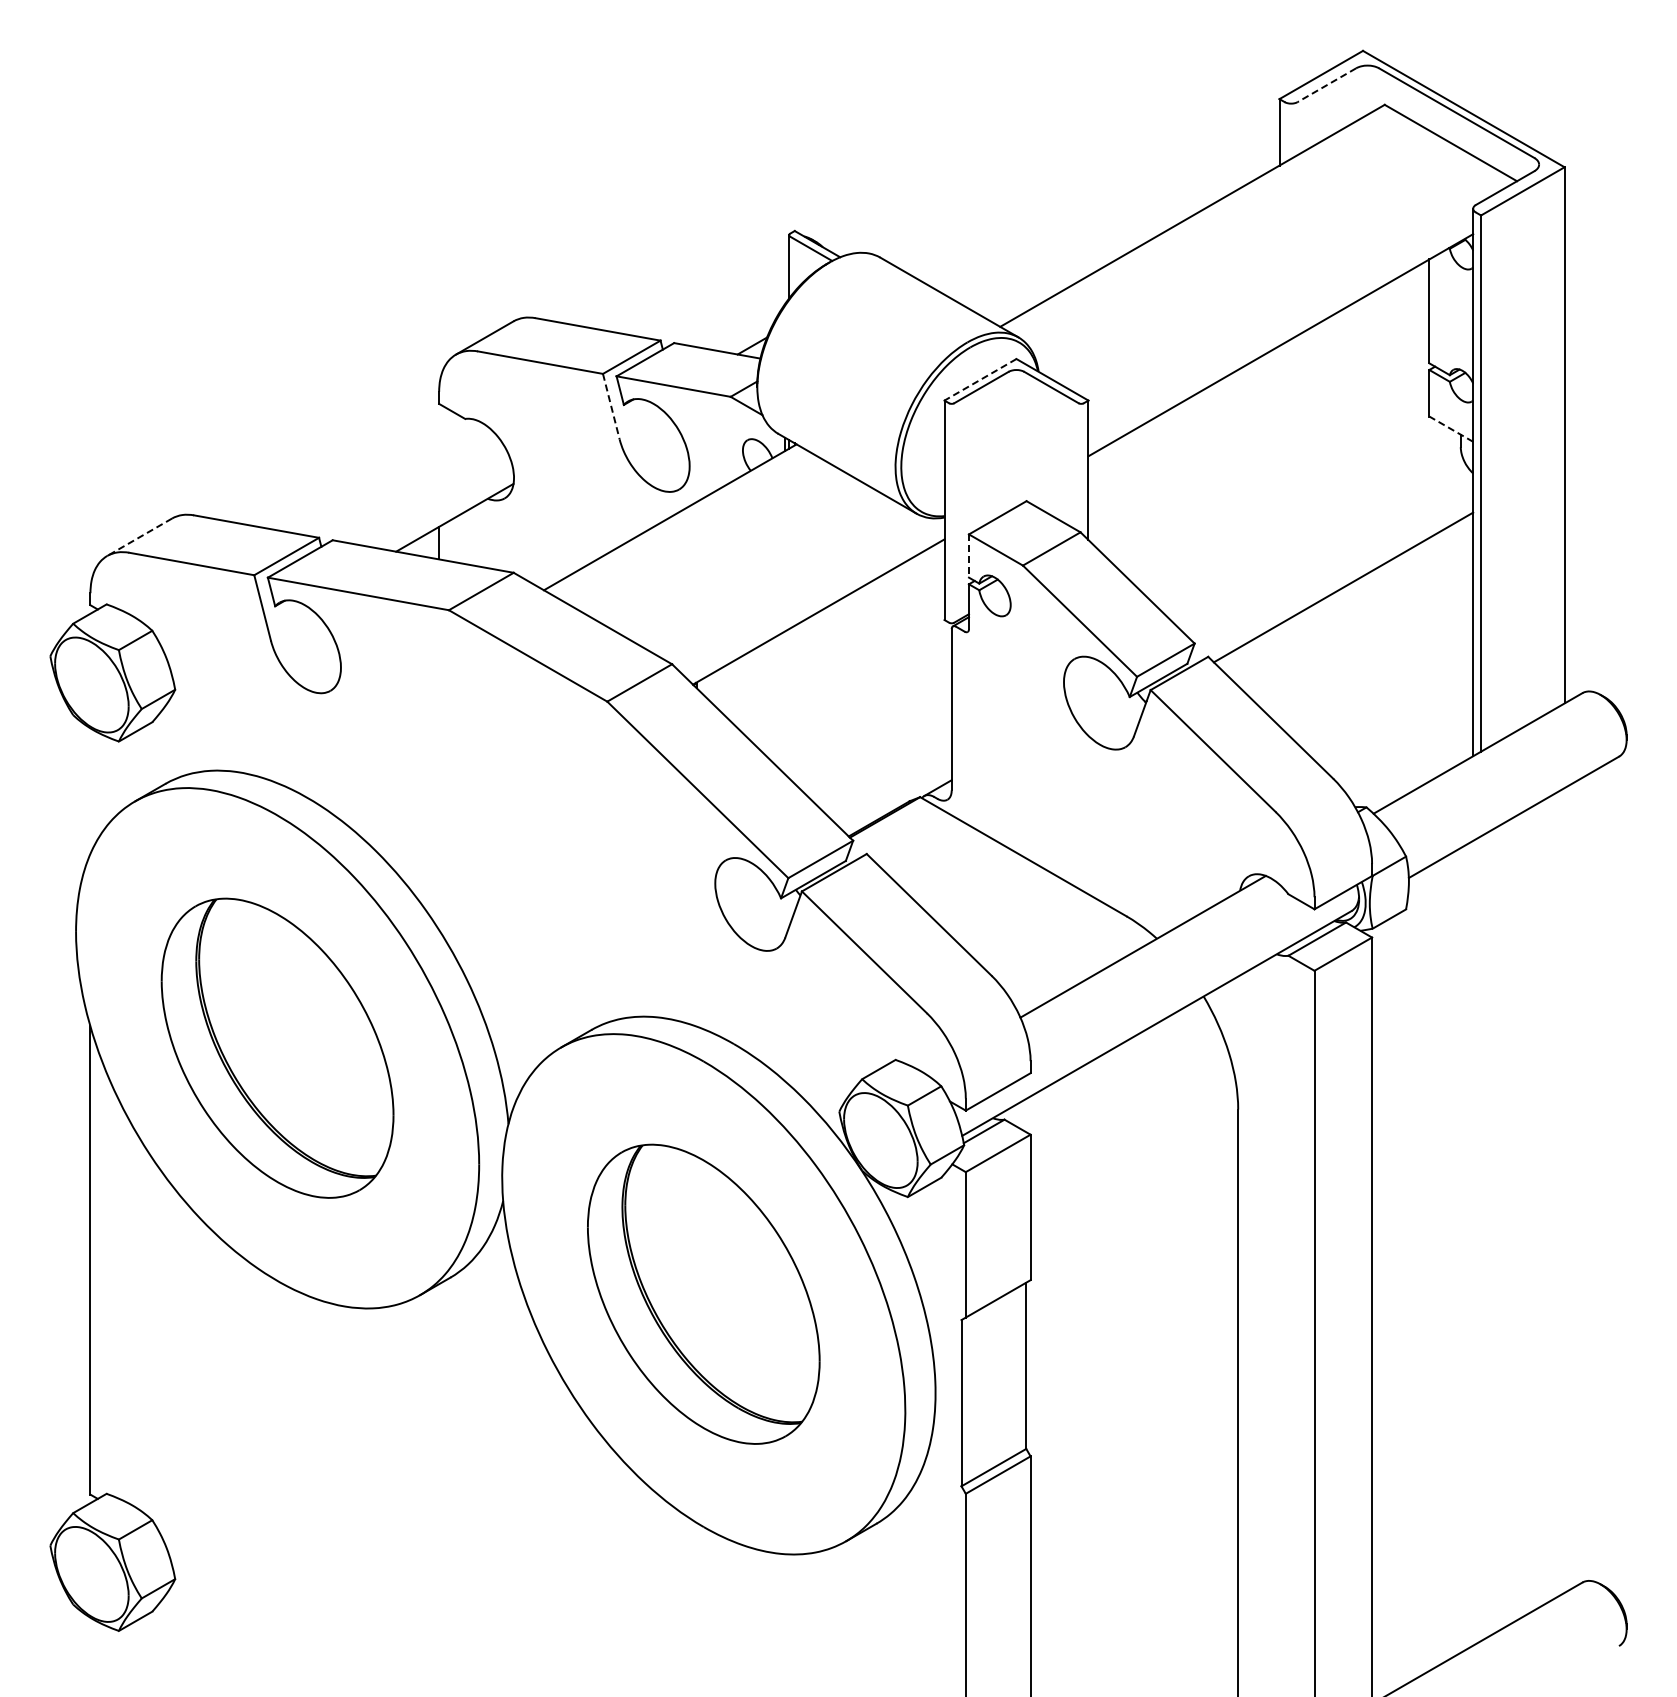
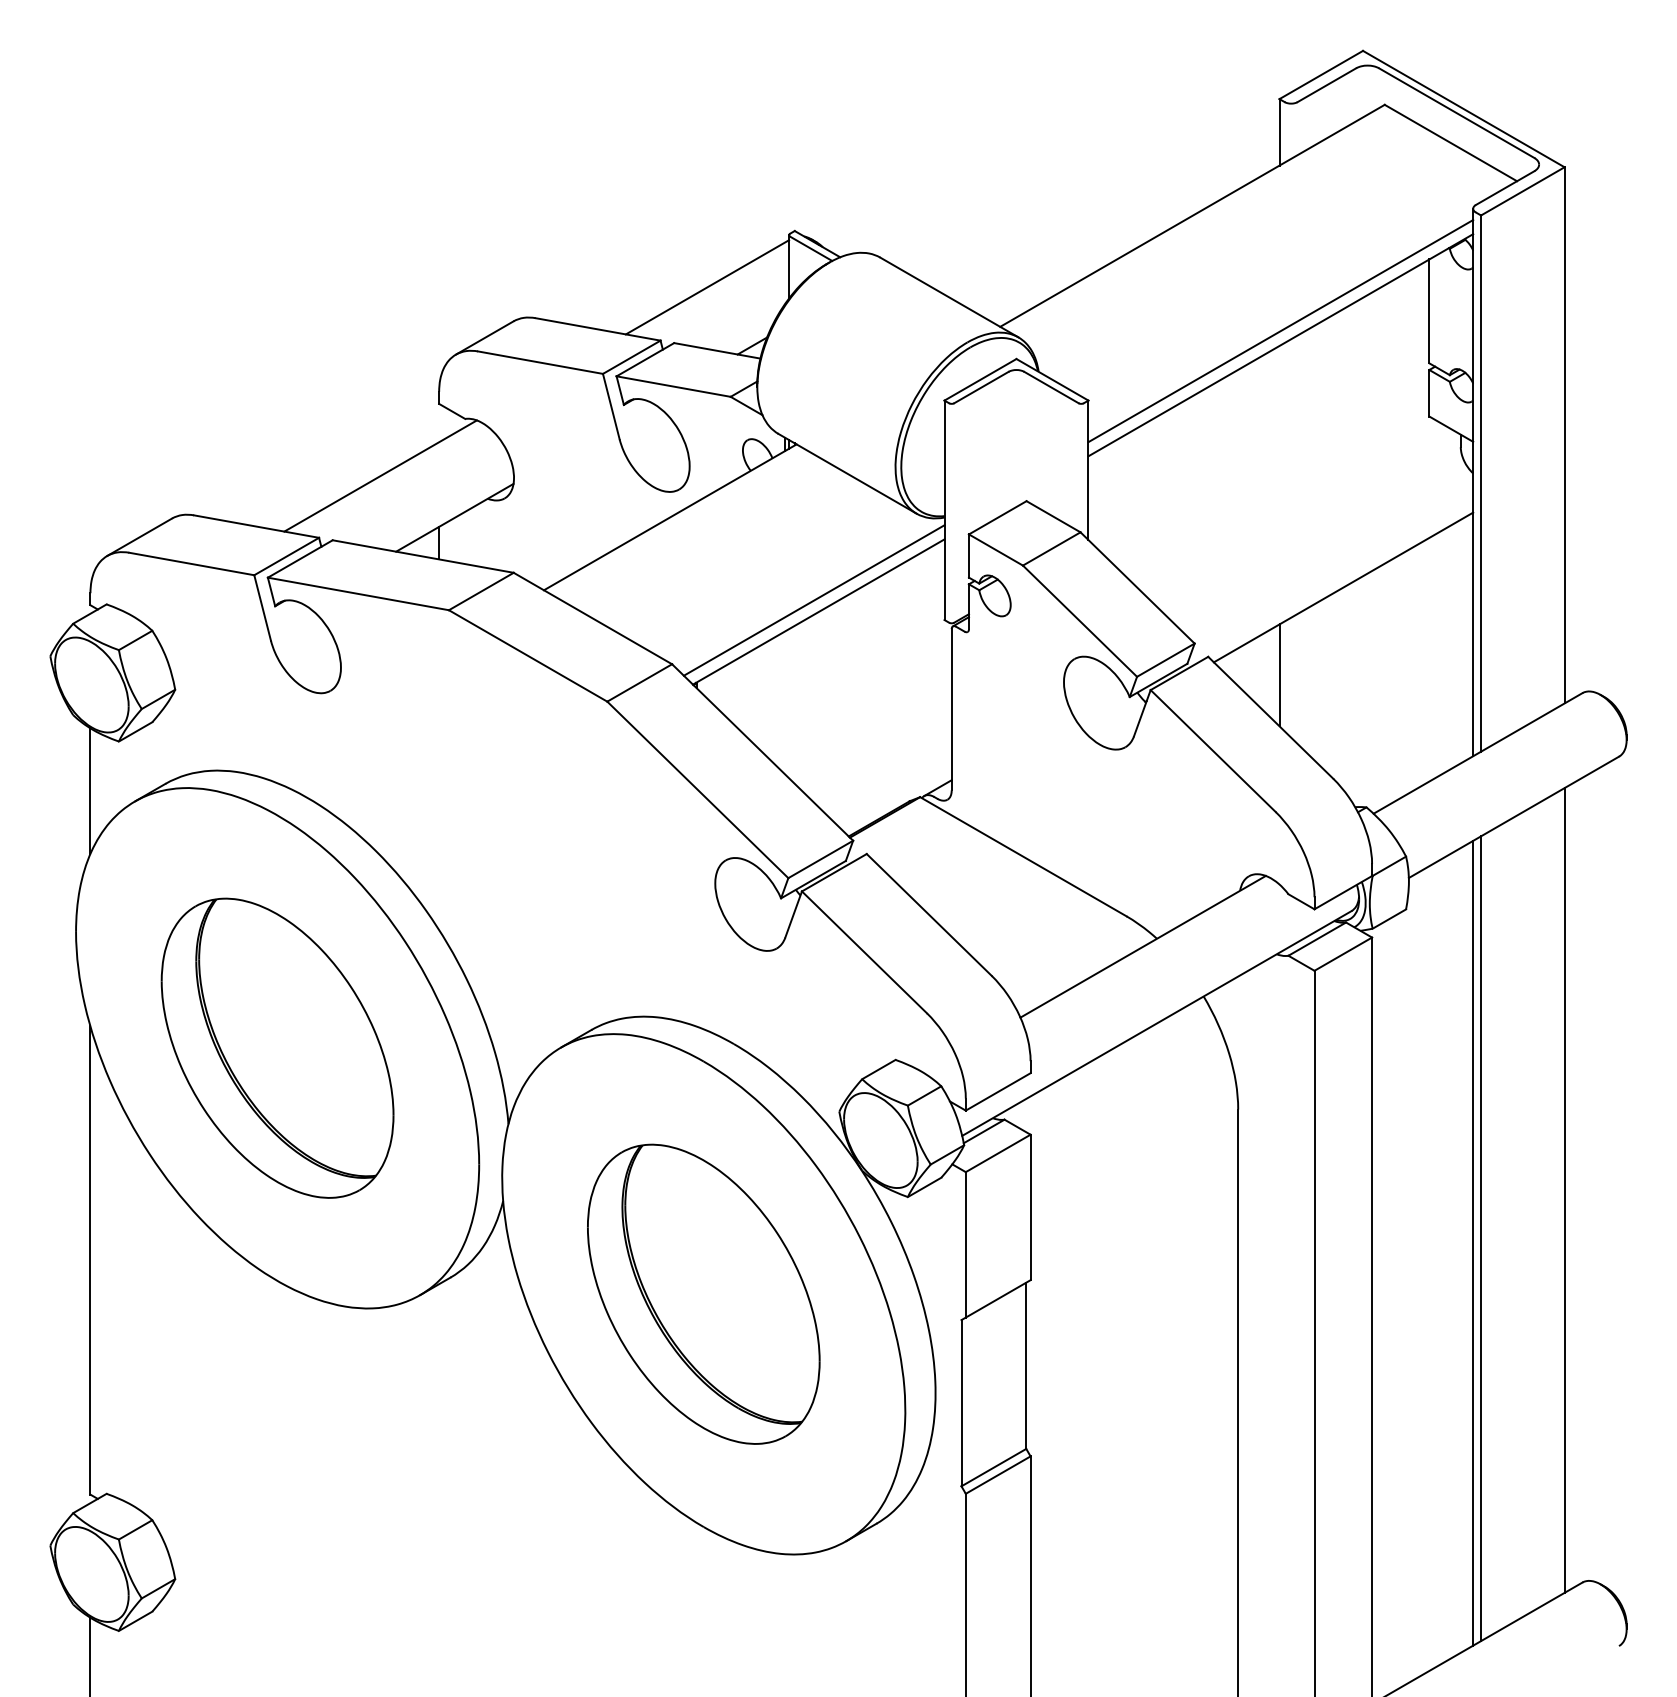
line: dashed -> solid (1326, 85)
line: none -> present (707, 287)
line: none -> present (1280, 331)
line: dashed -> solid (980, 379)
line: dashed -> solid (611, 406)
line: dashed -> solid (1450, 428)
line: none -> present (380, 475)
line: dashed -> solid (139, 537)
line: dashed -> solid (968, 556)
line: none -> present (813, 600)
line: none -> present (1279, 675)
line: none -> present (90, 790)
line: none -> present (1564, 1190)
line: none -> present (1481, 1238)
line: none -> present (1473, 1242)
line: none -> present (90, 1655)
